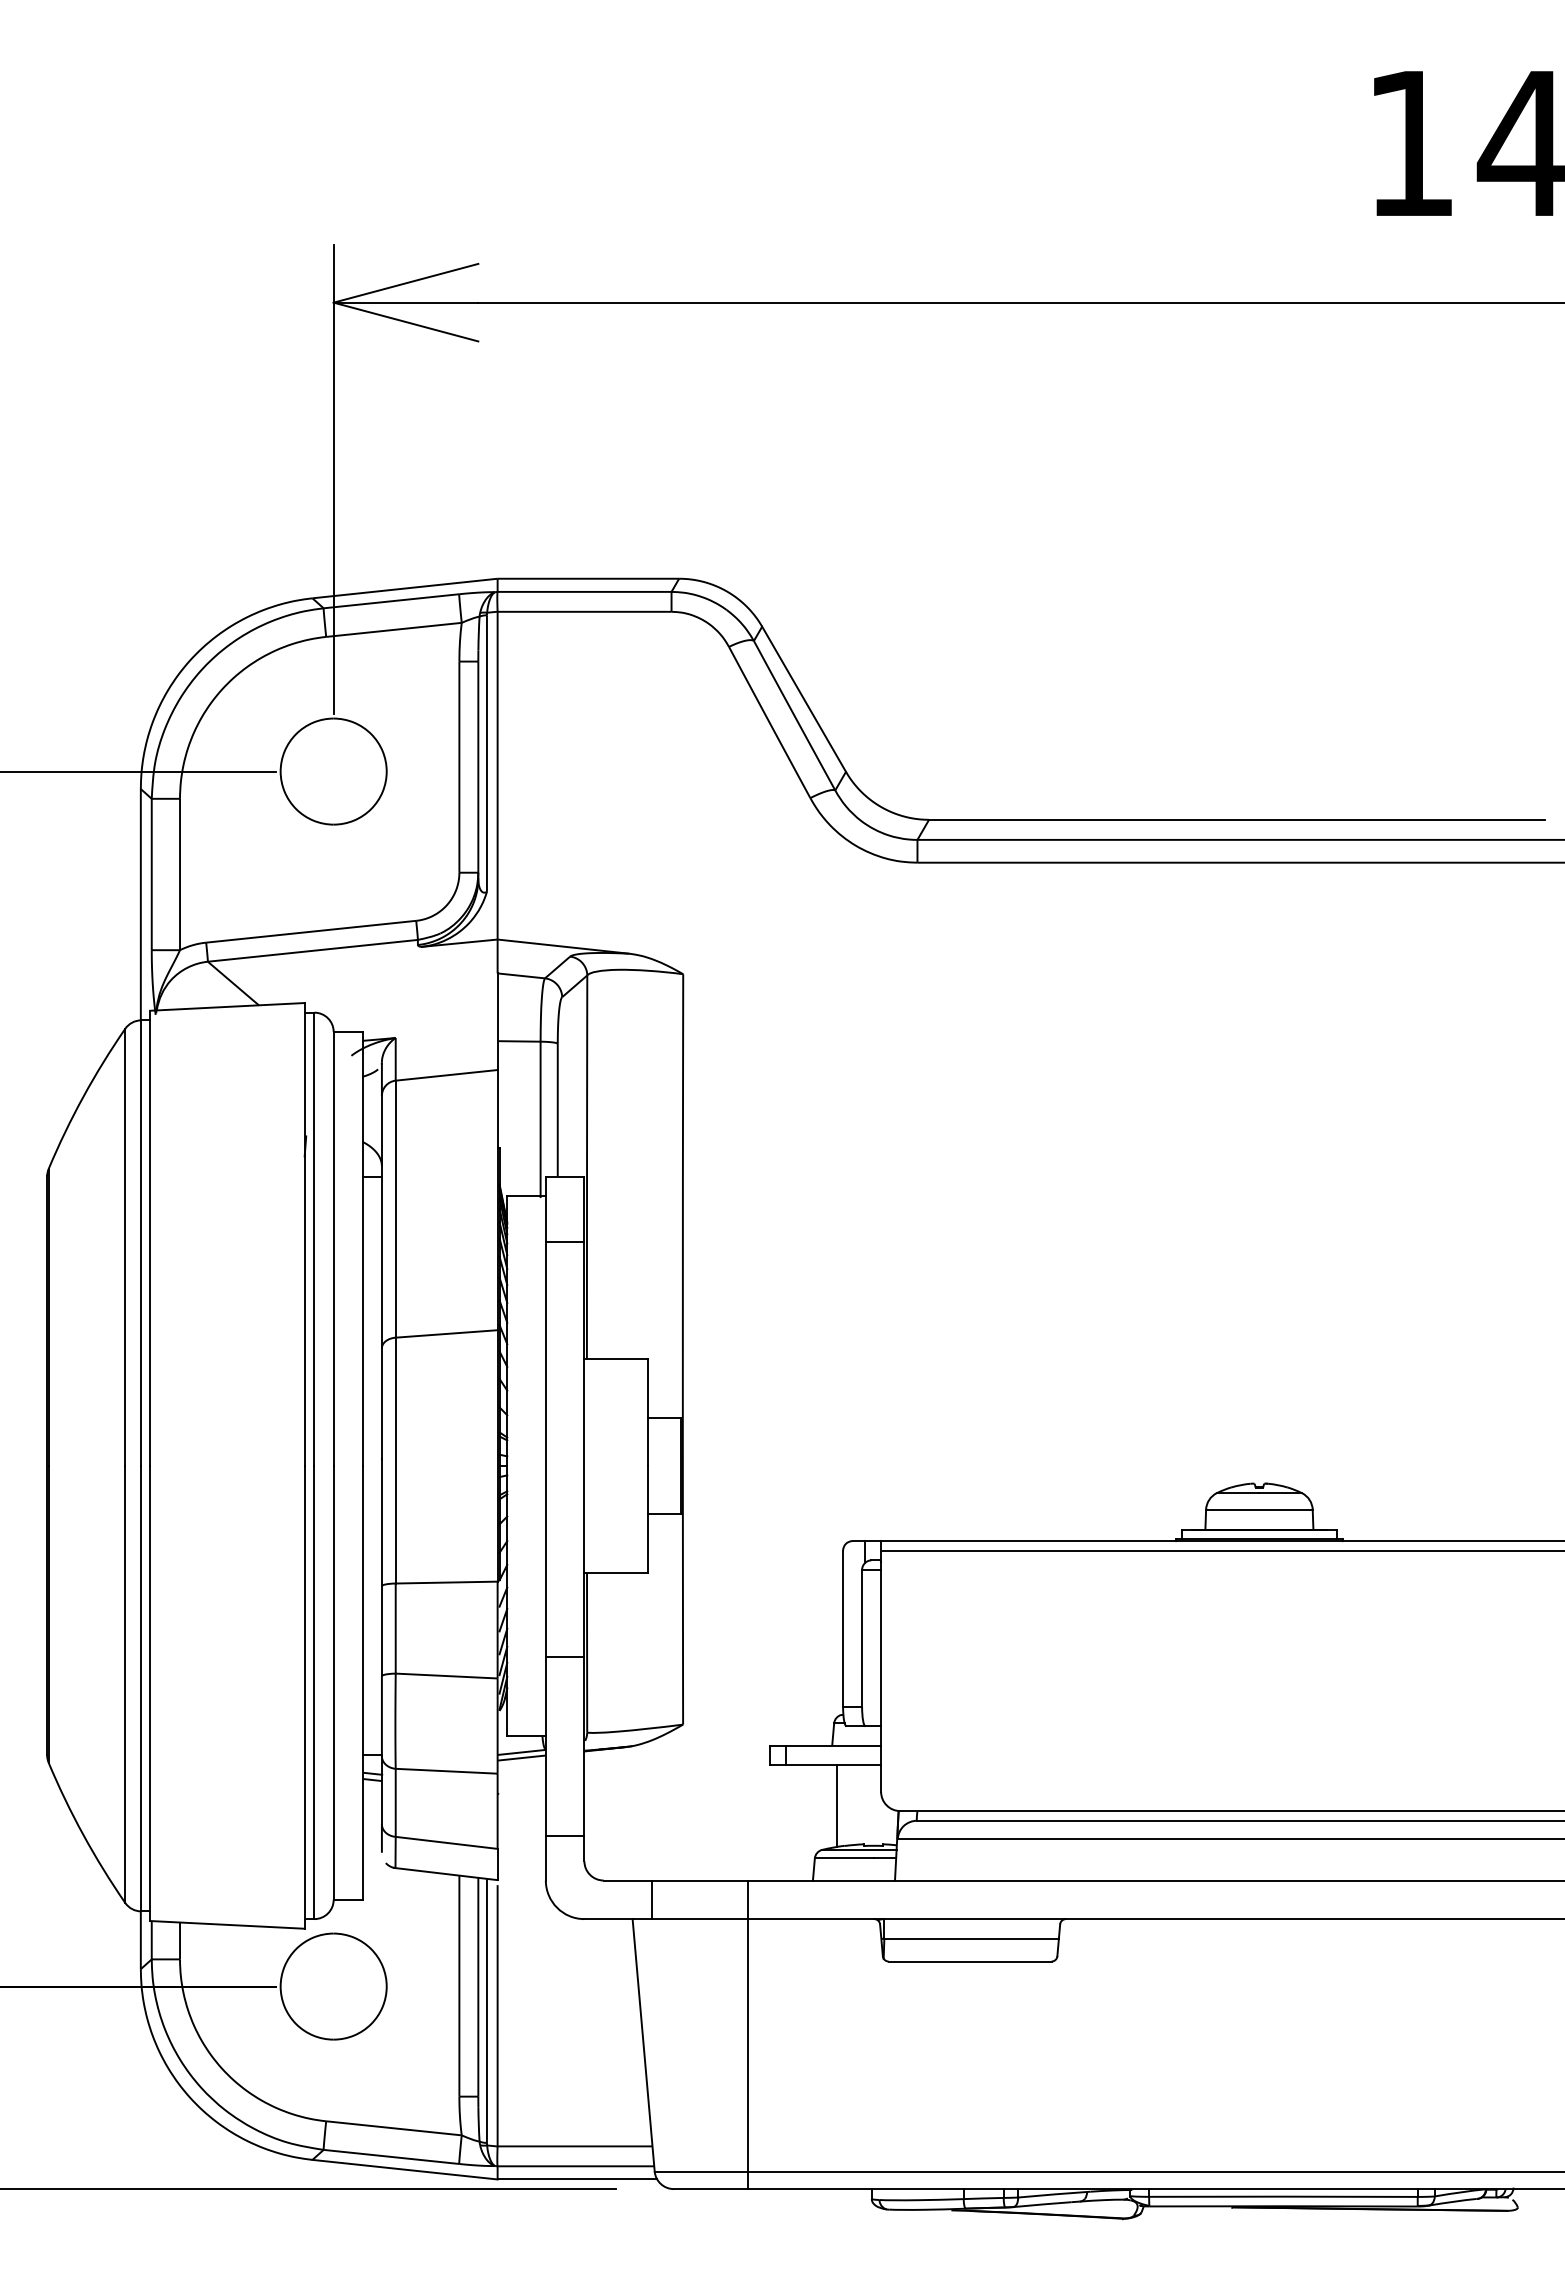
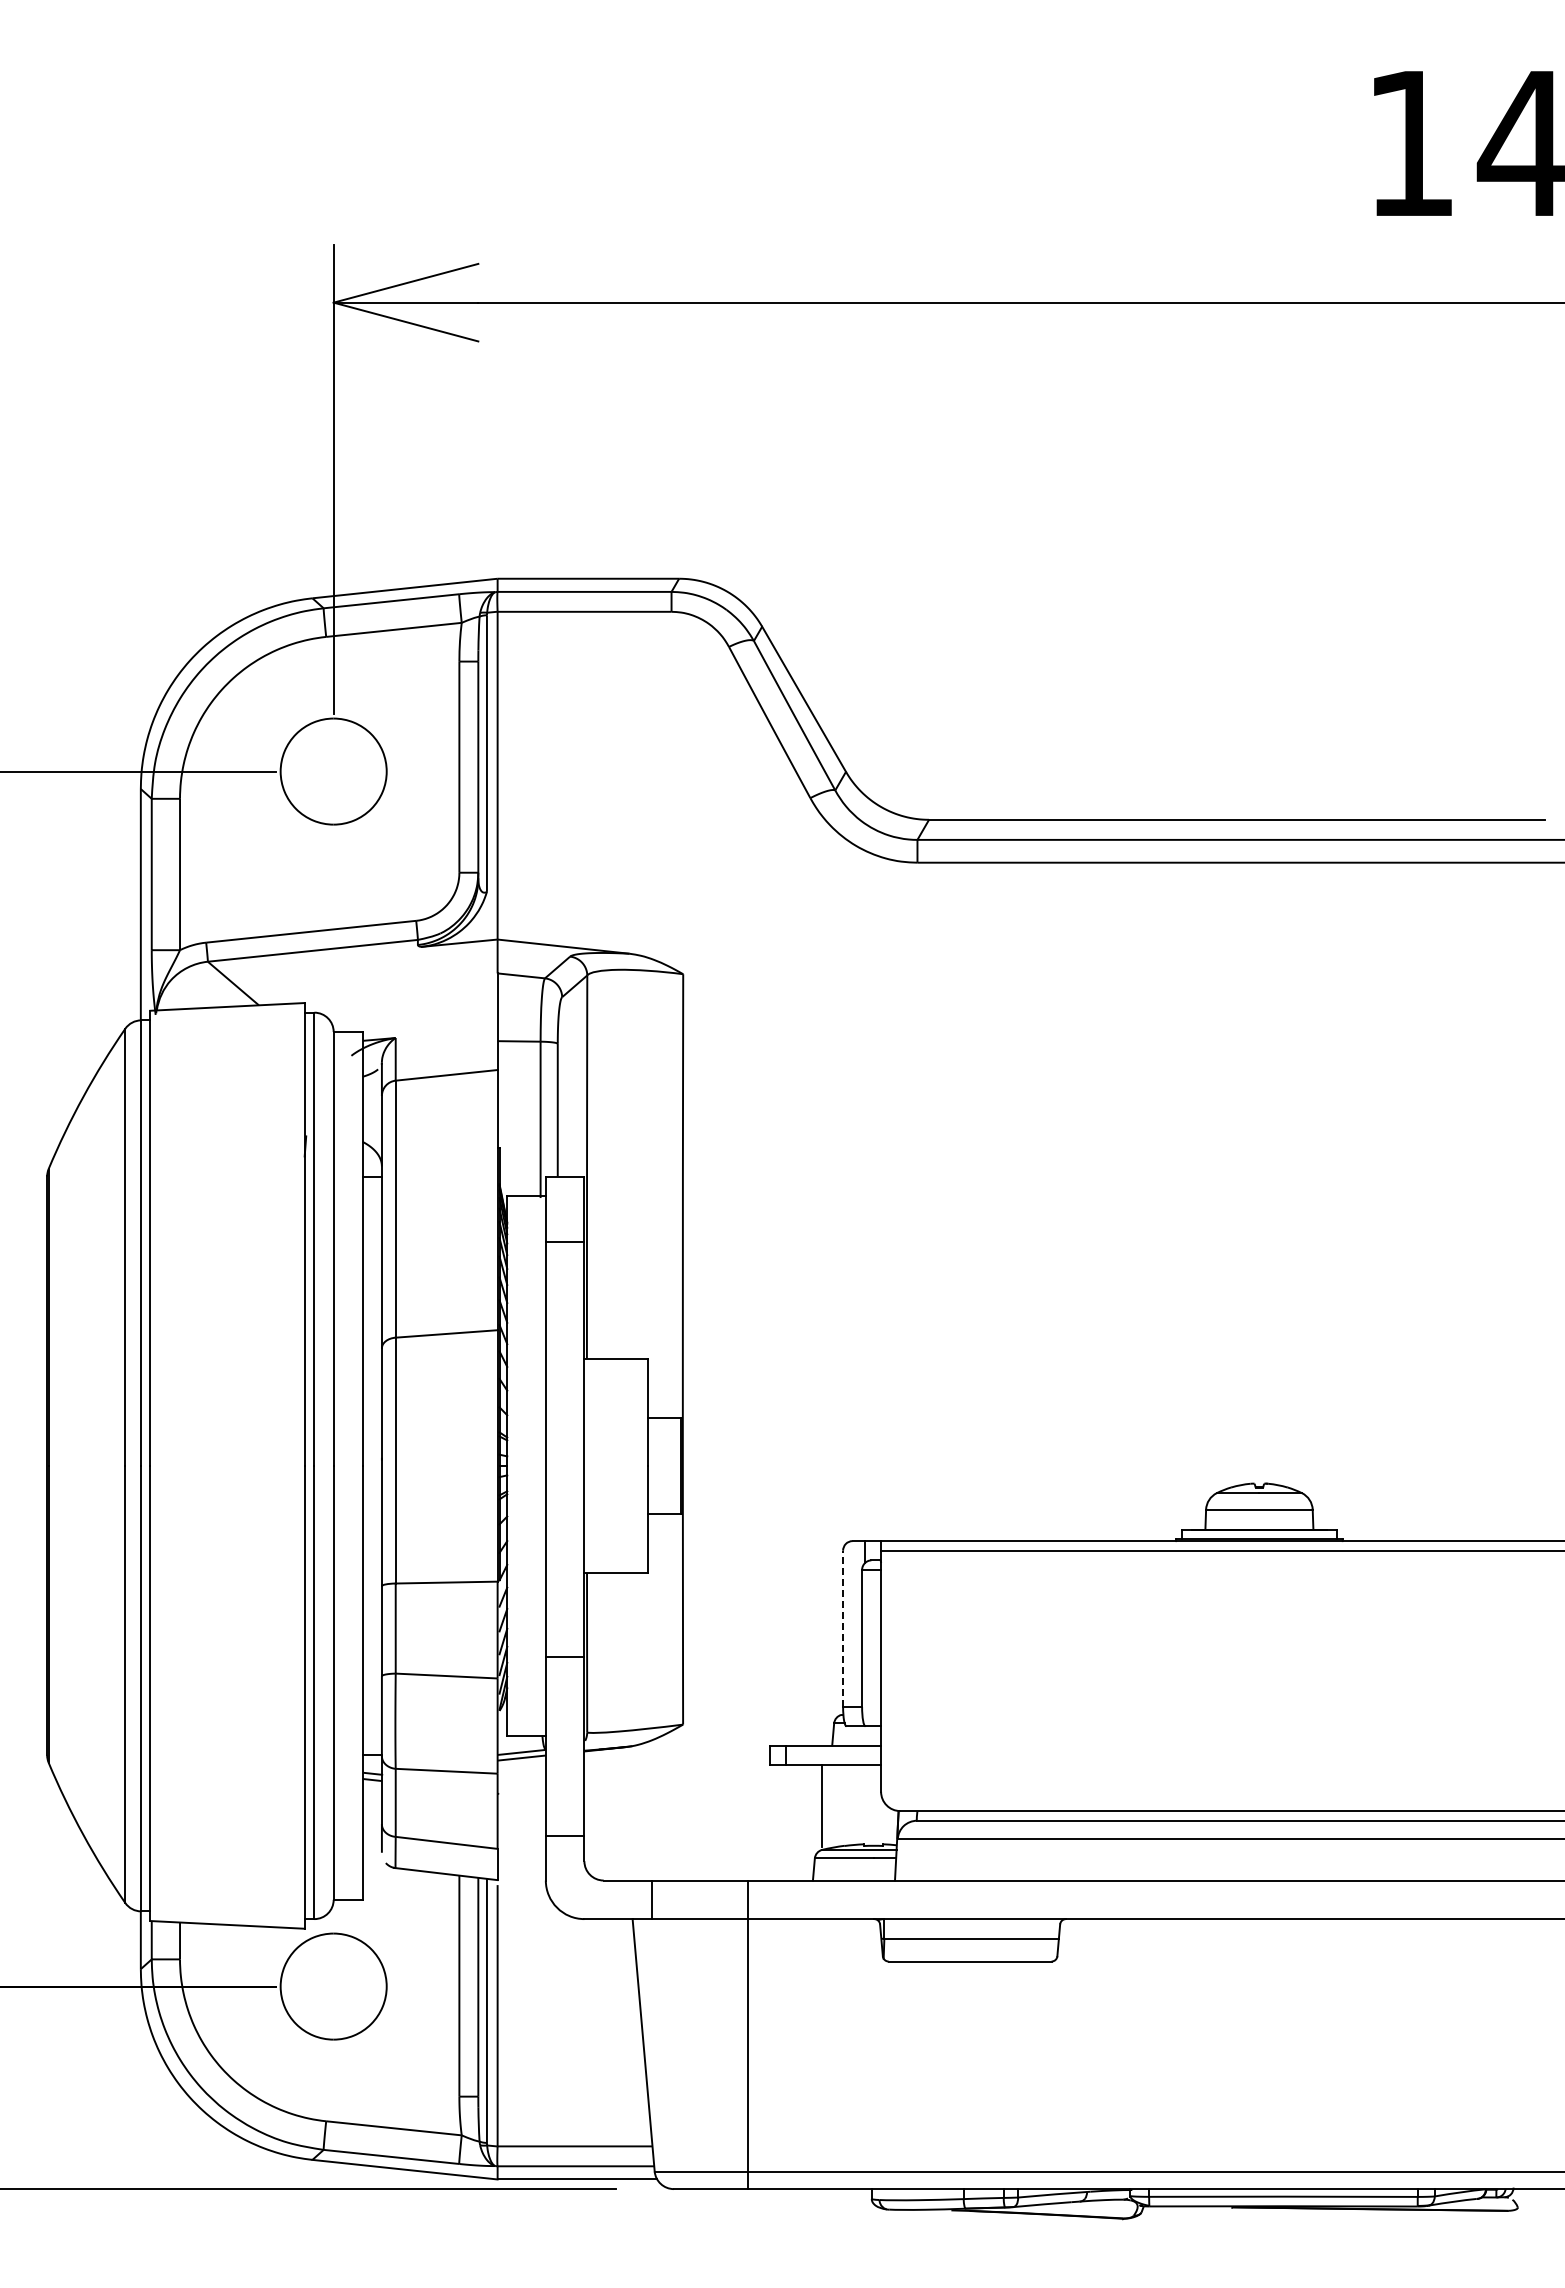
line: solid -> dashed (843, 1628)
line position: (836, 1805) -> (821, 1805) (821, 1805)
